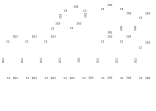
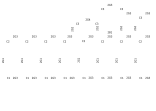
text position: (68, 17) -> (80, 30) (80, 30)
text position: (144, 44) -> (144, 38) (144, 38)
